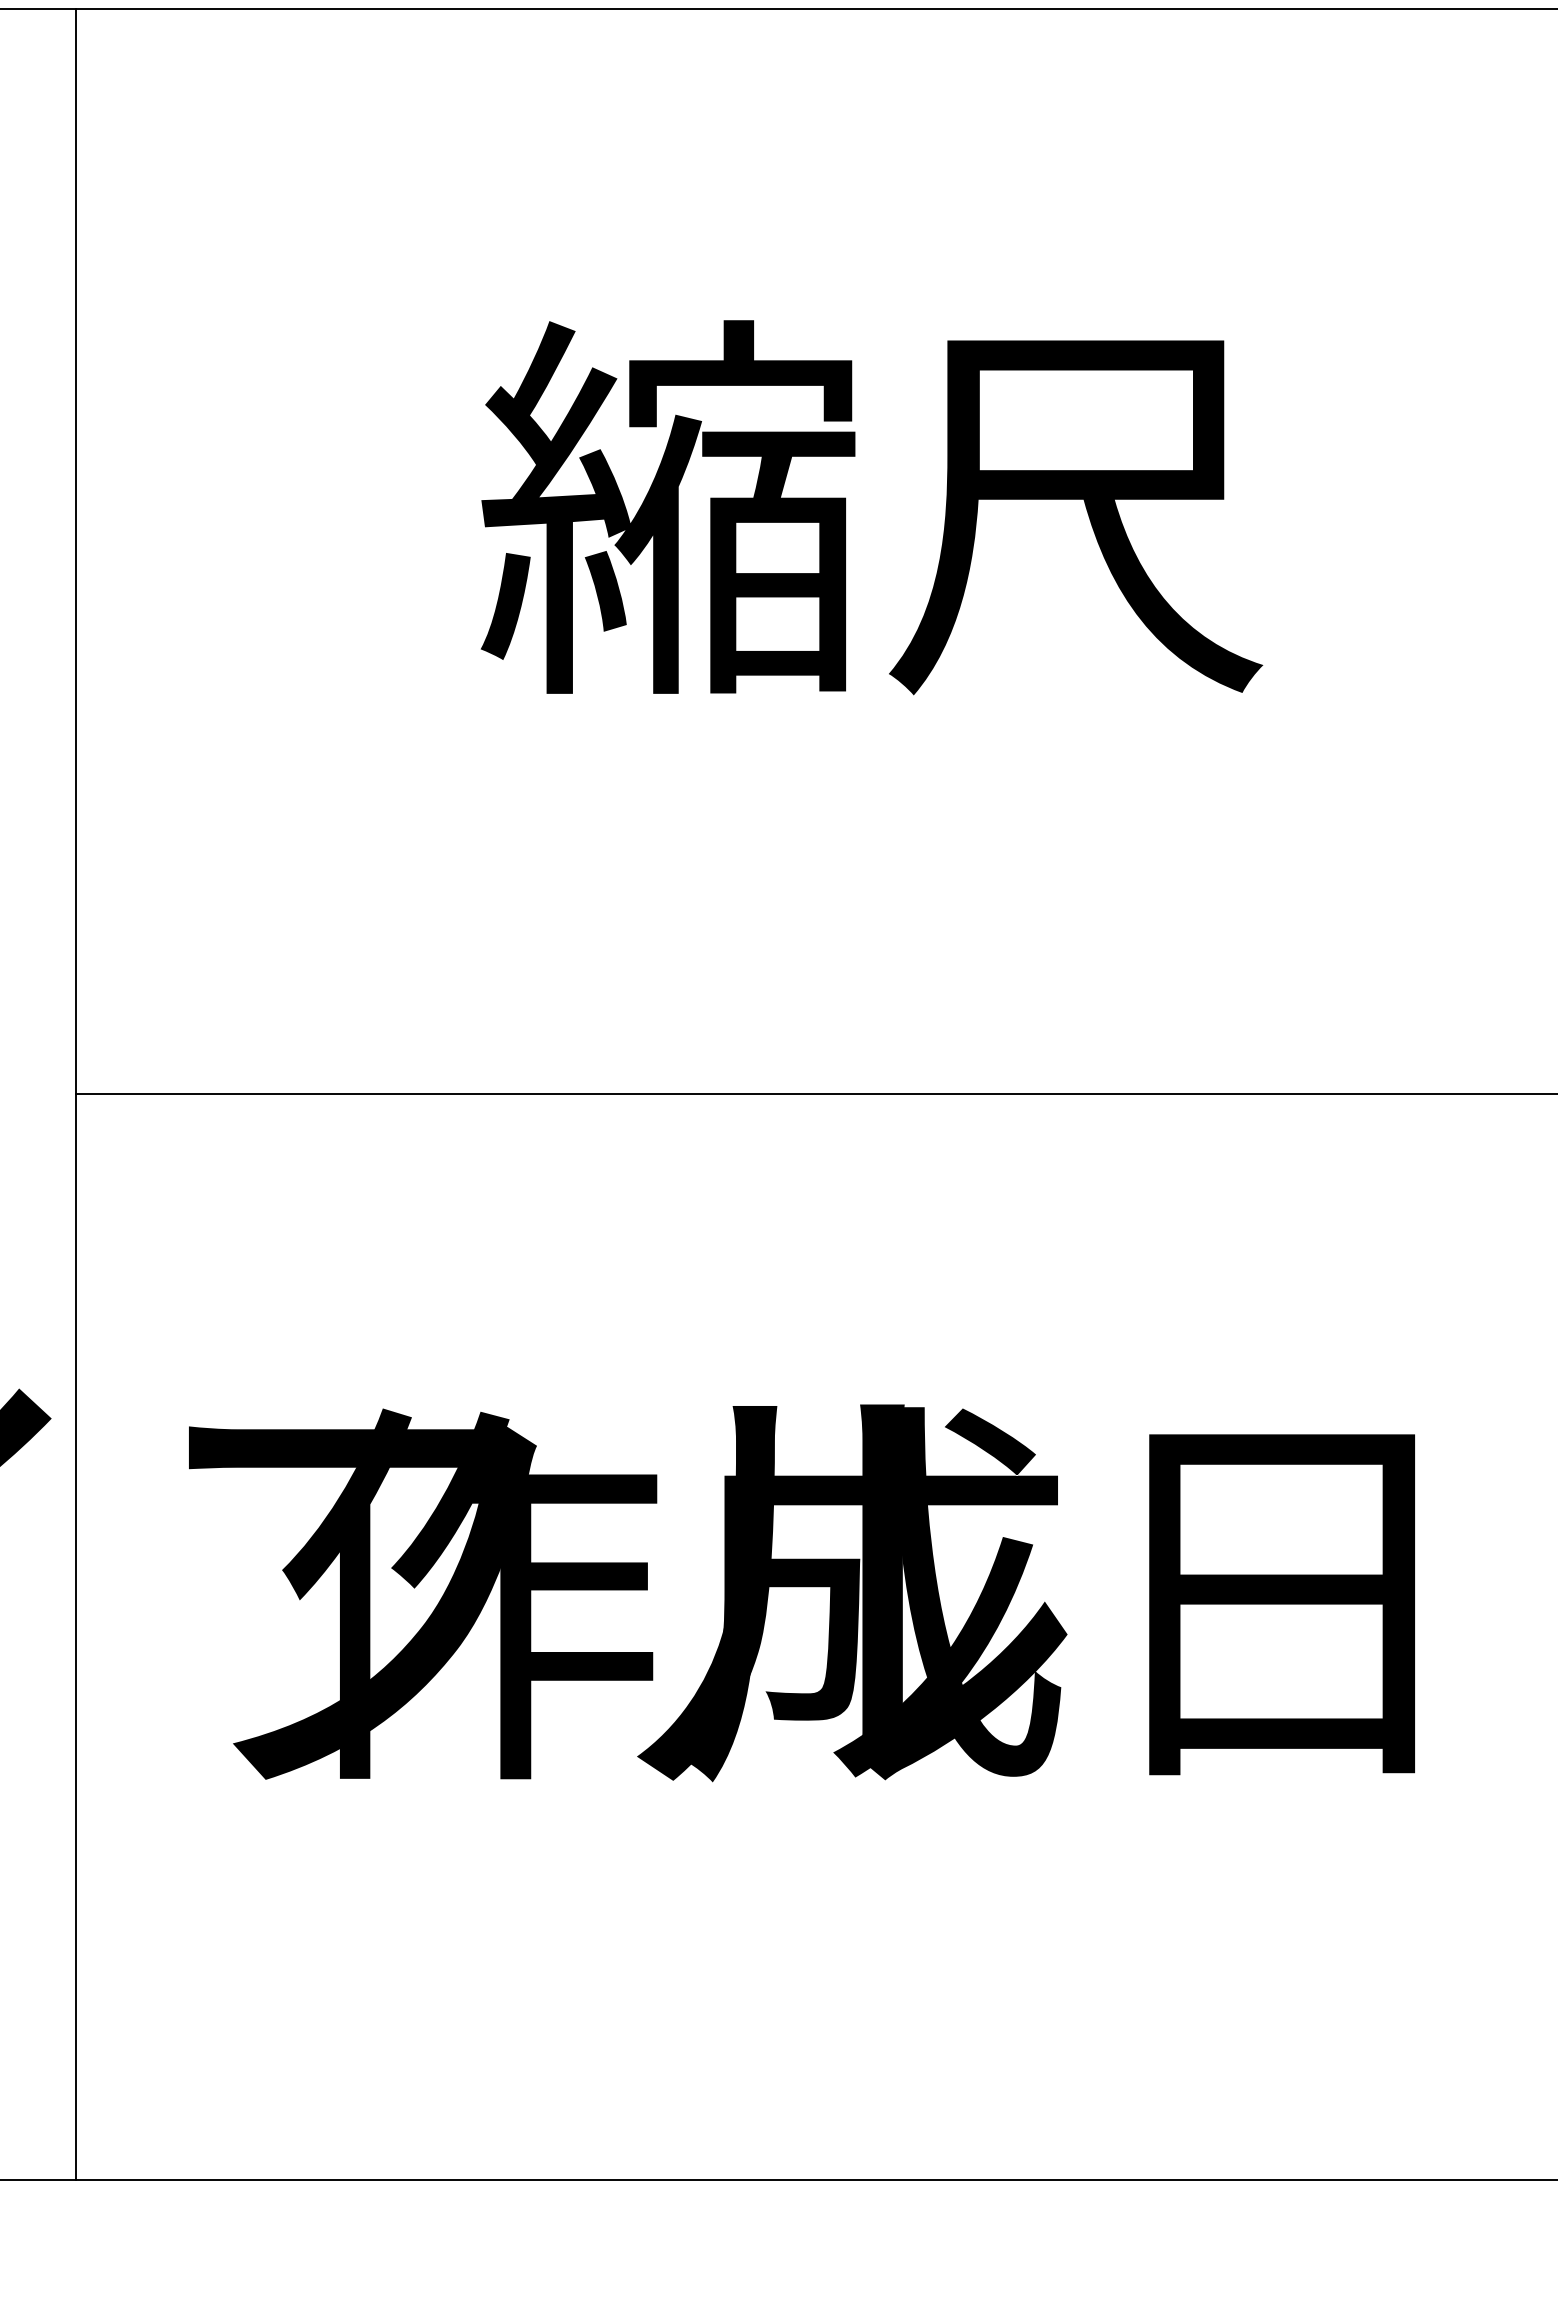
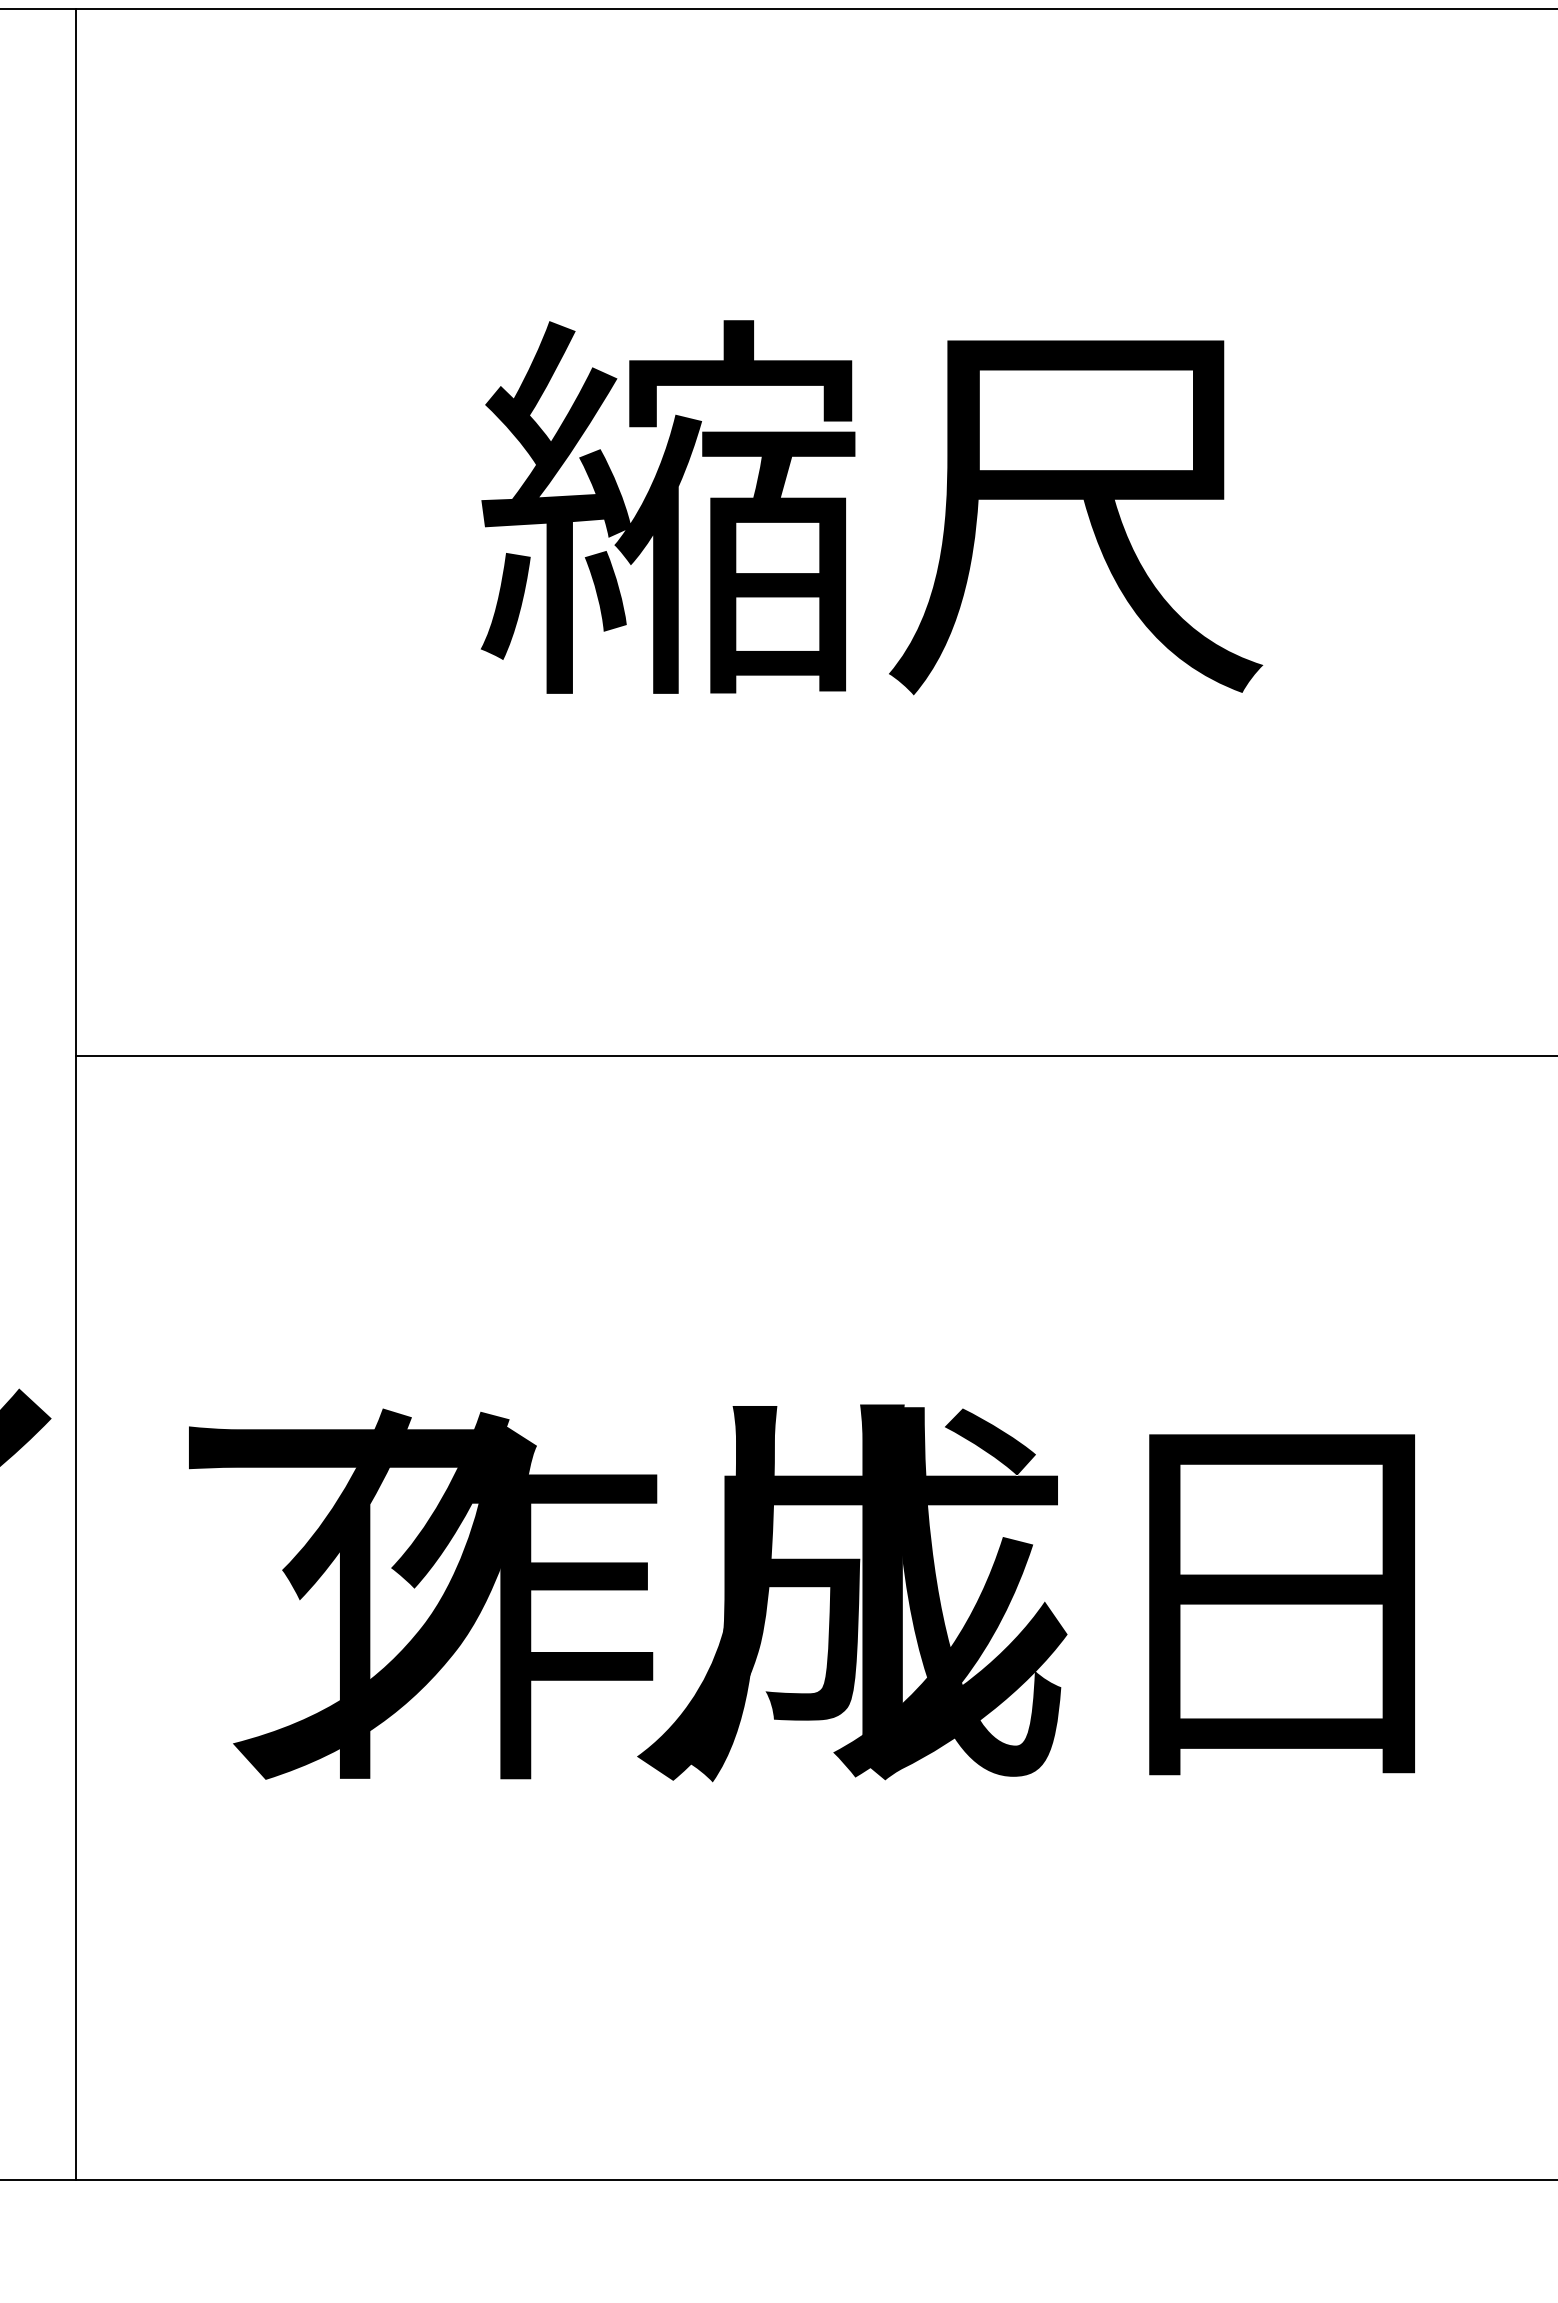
line position: (814, 1094) -> (814, 1056) (814, 1056)
